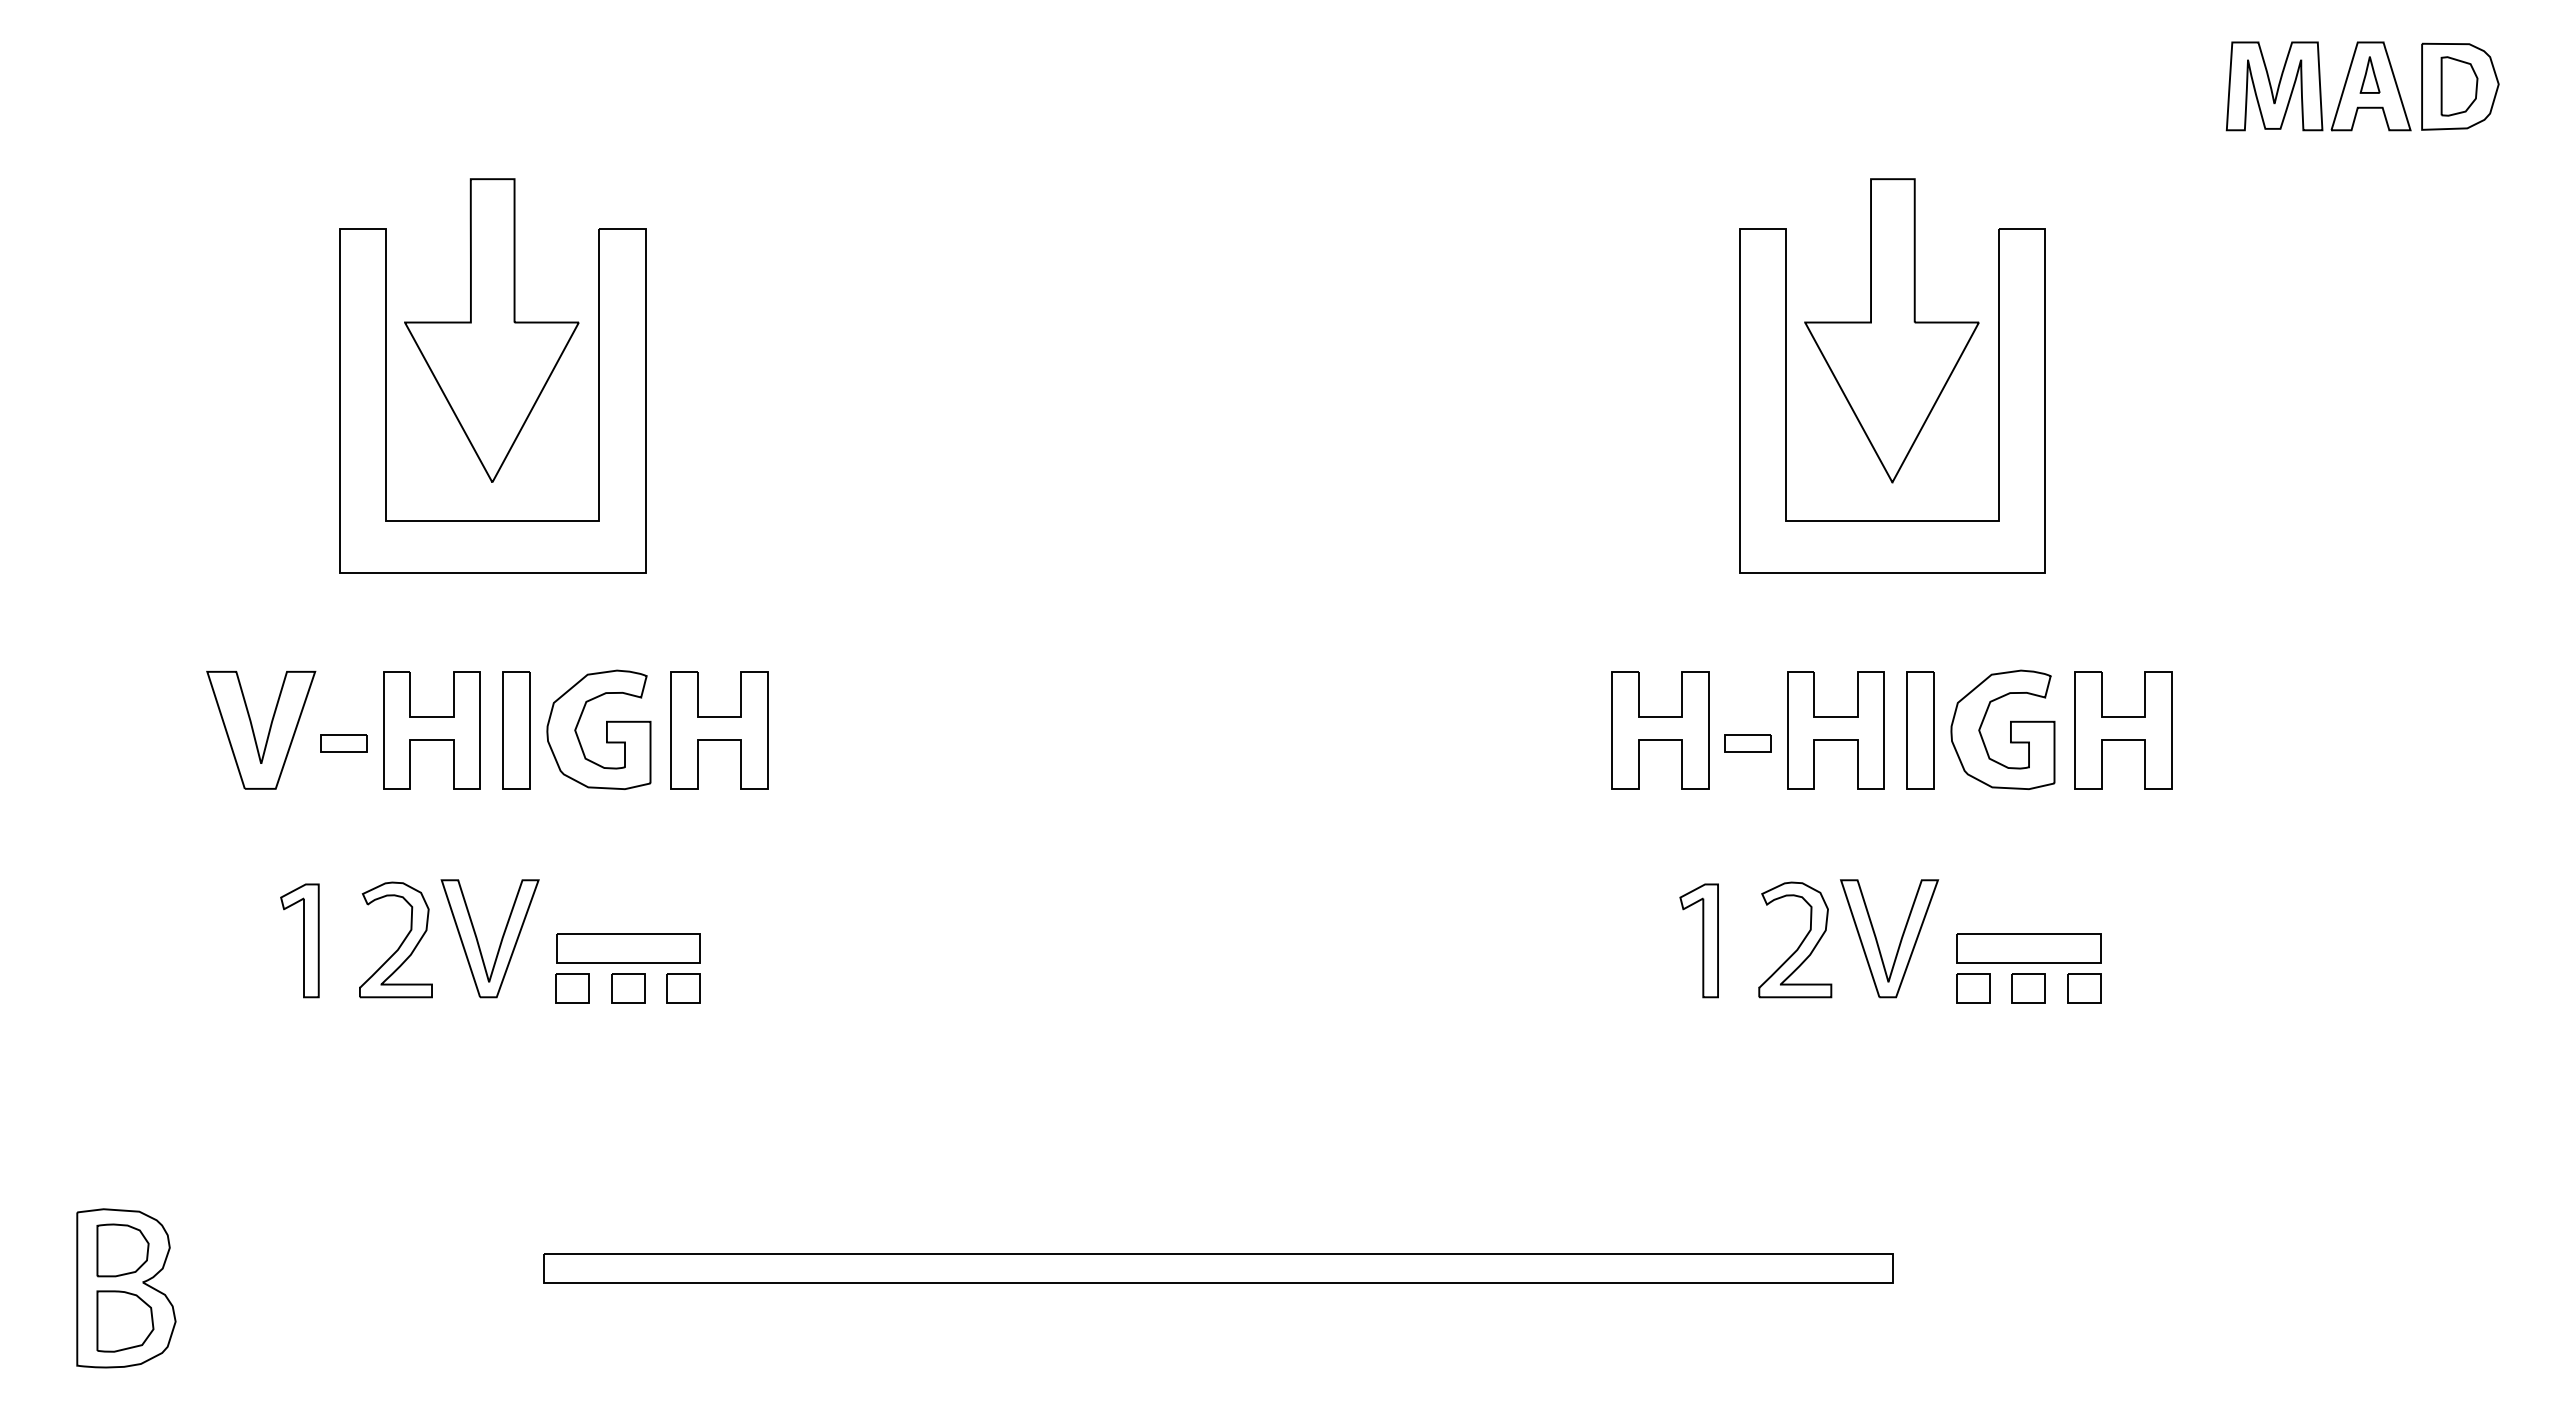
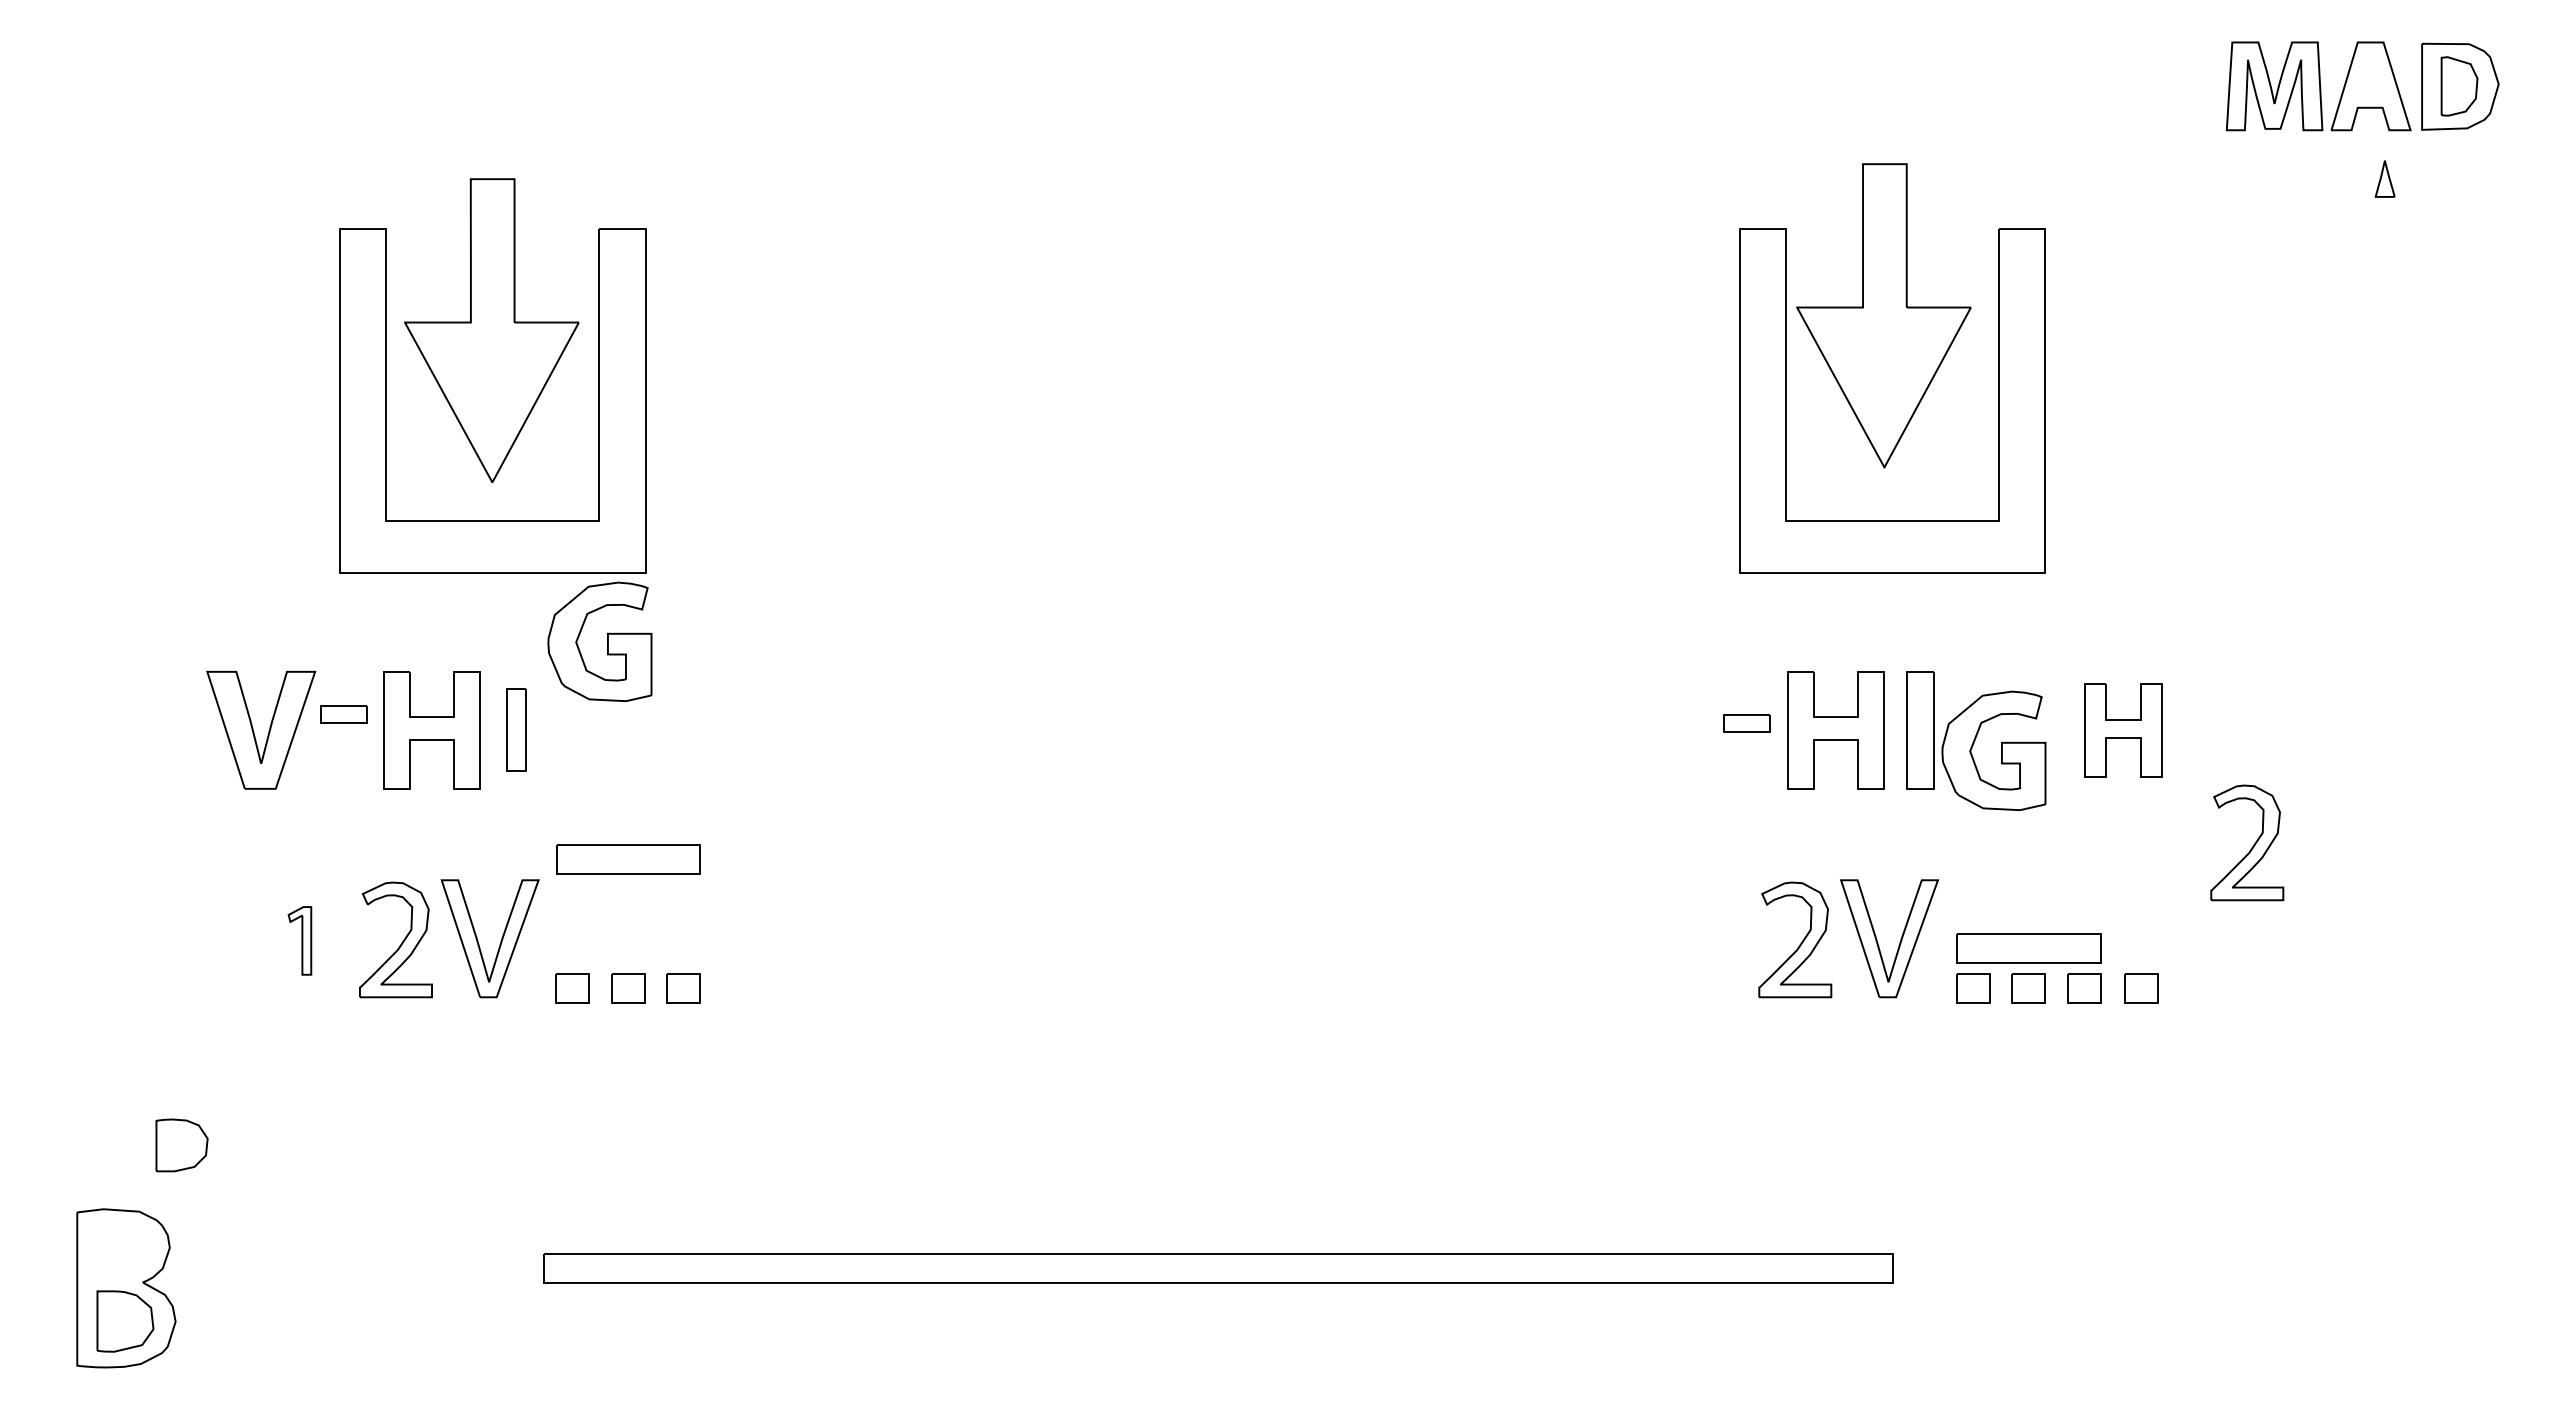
part position: (2369, 74) -> (2384, 178) (2384, 178)
part position: (1891, 330) -> (1883, 315) (1883, 315)
part position: (606, 729) -> (607, 641) (607, 641)
part position: (2010, 729) -> (2001, 750) (2001, 750)
part size: 29x119 px -> 21x84 px (516, 729)
part: present -> none (719, 730)
part: present -> none (1660, 730)
part size: 99x119 px -> 79x95 px (2123, 730)
part position: (343, 743) -> (343, 714) (343, 714)
part position: (1747, 743) -> (1746, 723) (1746, 723)
part: none -> present (2253, 844)
part size: 40x116 px -> 26x70 px (299, 940)
part: present -> none (1698, 940)
part position: (628, 948) -> (628, 859) (628, 859)
part: none -> present (2141, 988)
part position: (122, 1250) -> (181, 1145) (181, 1145)
